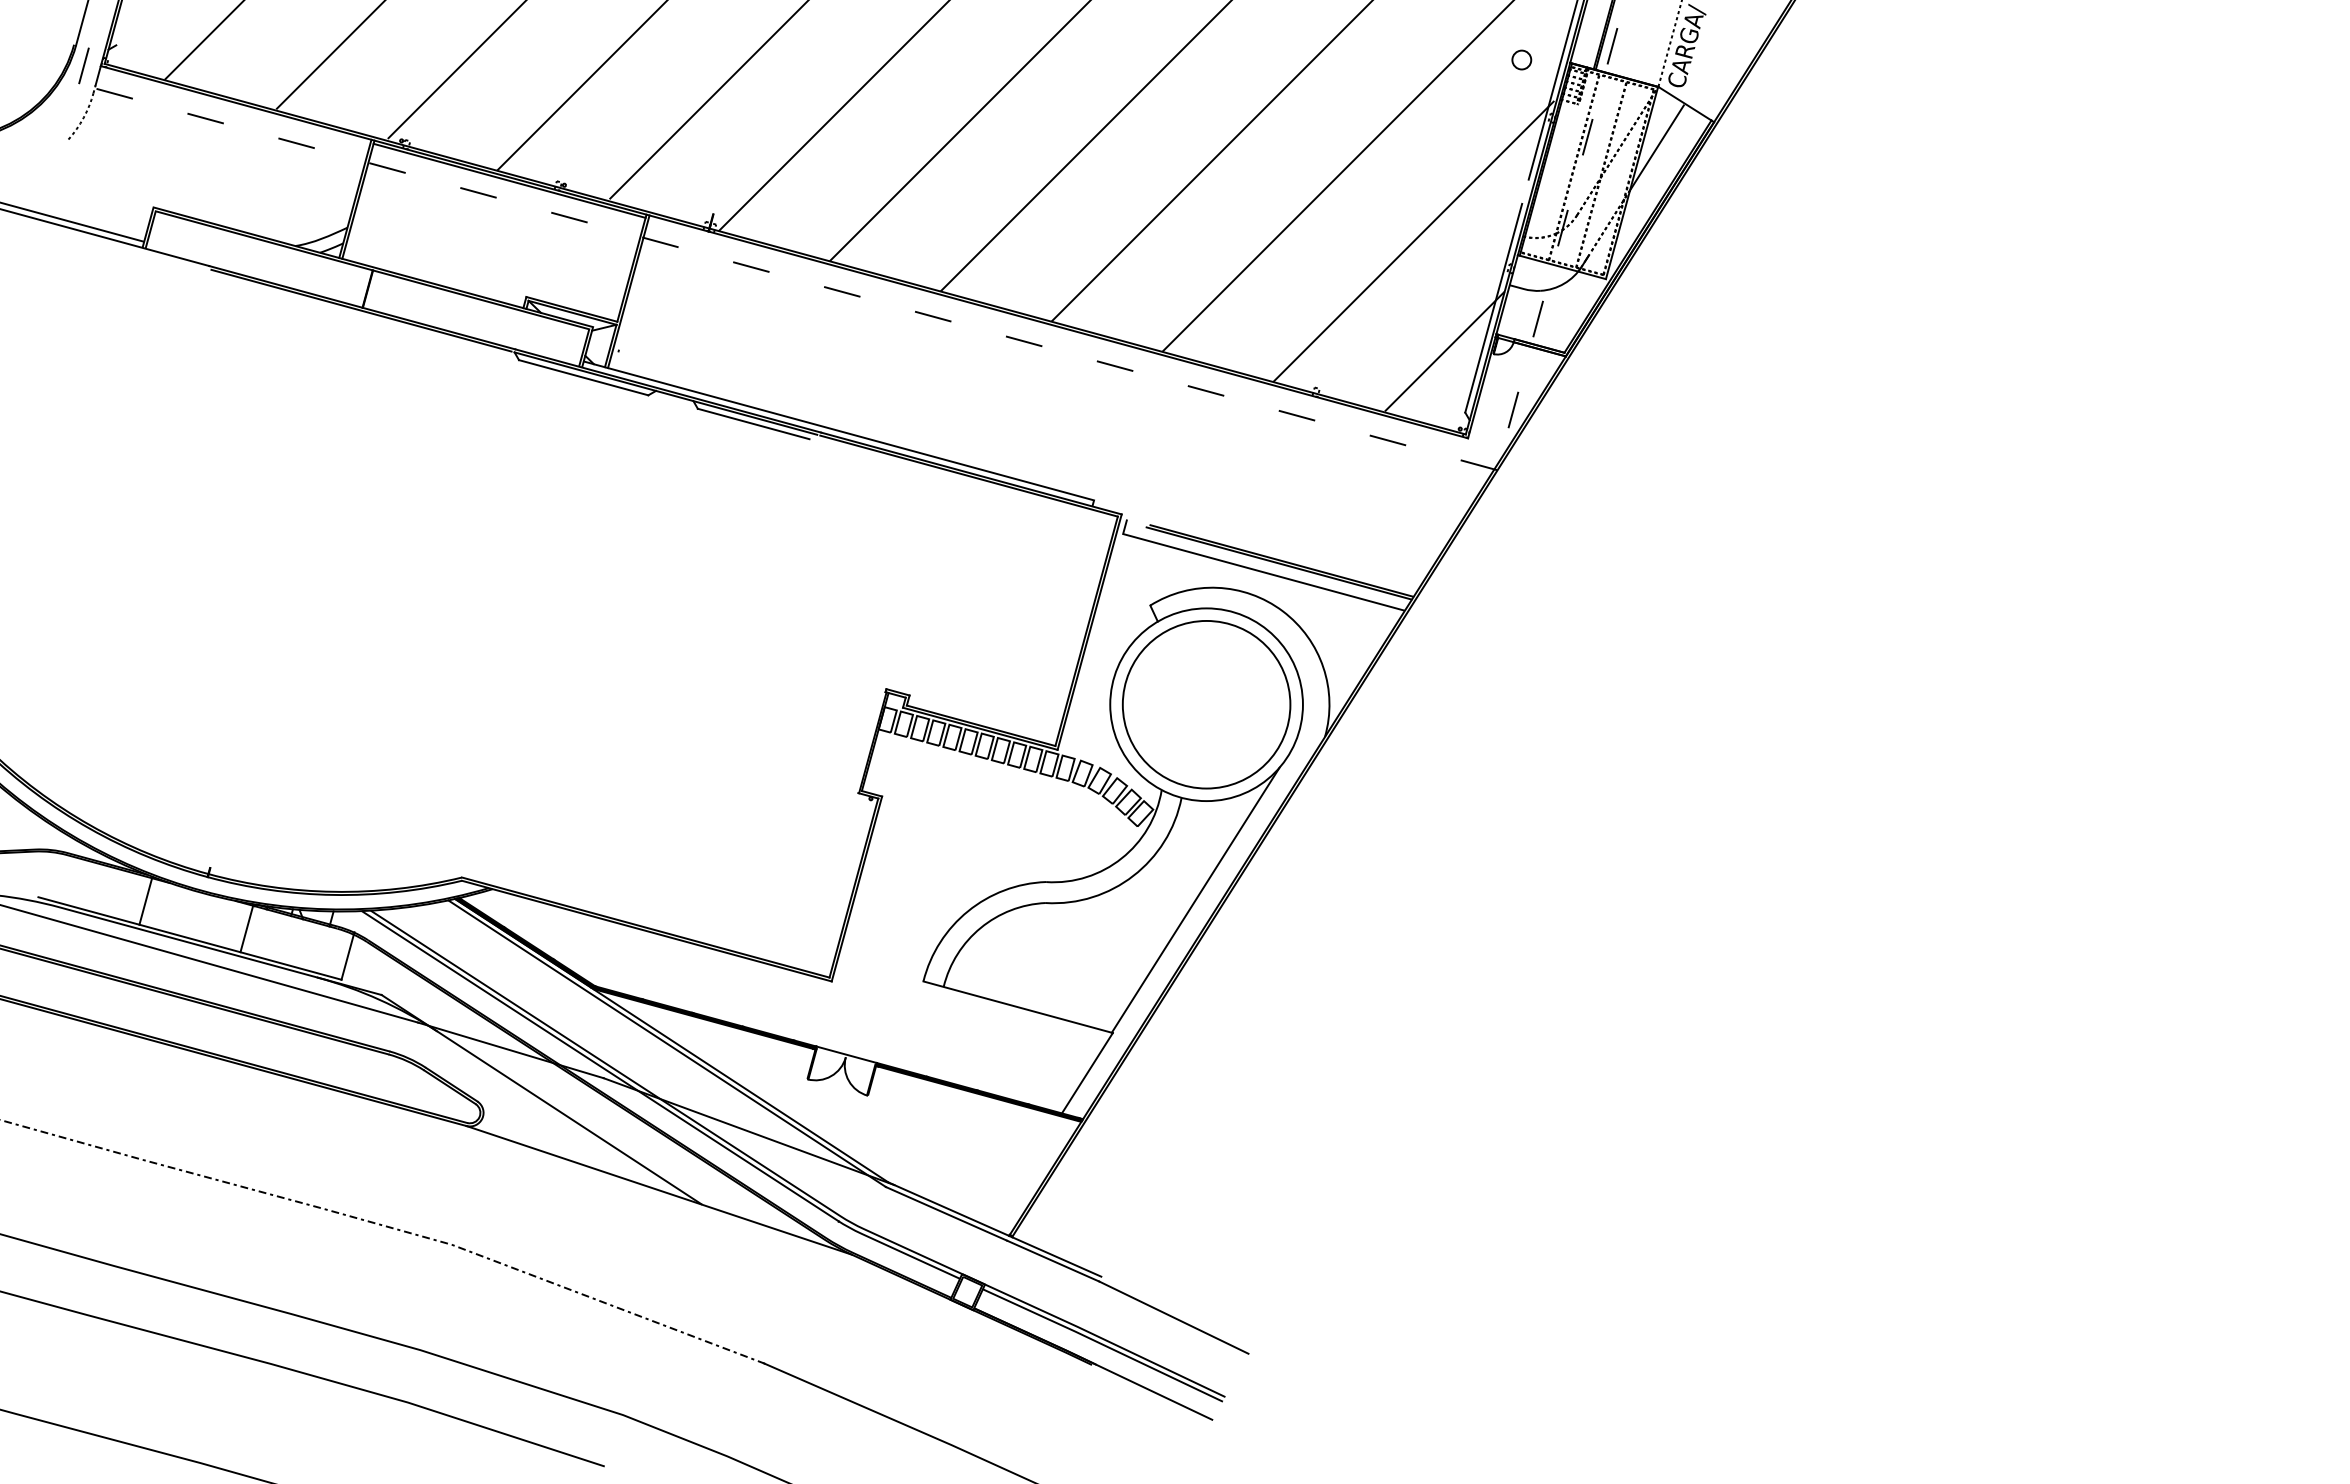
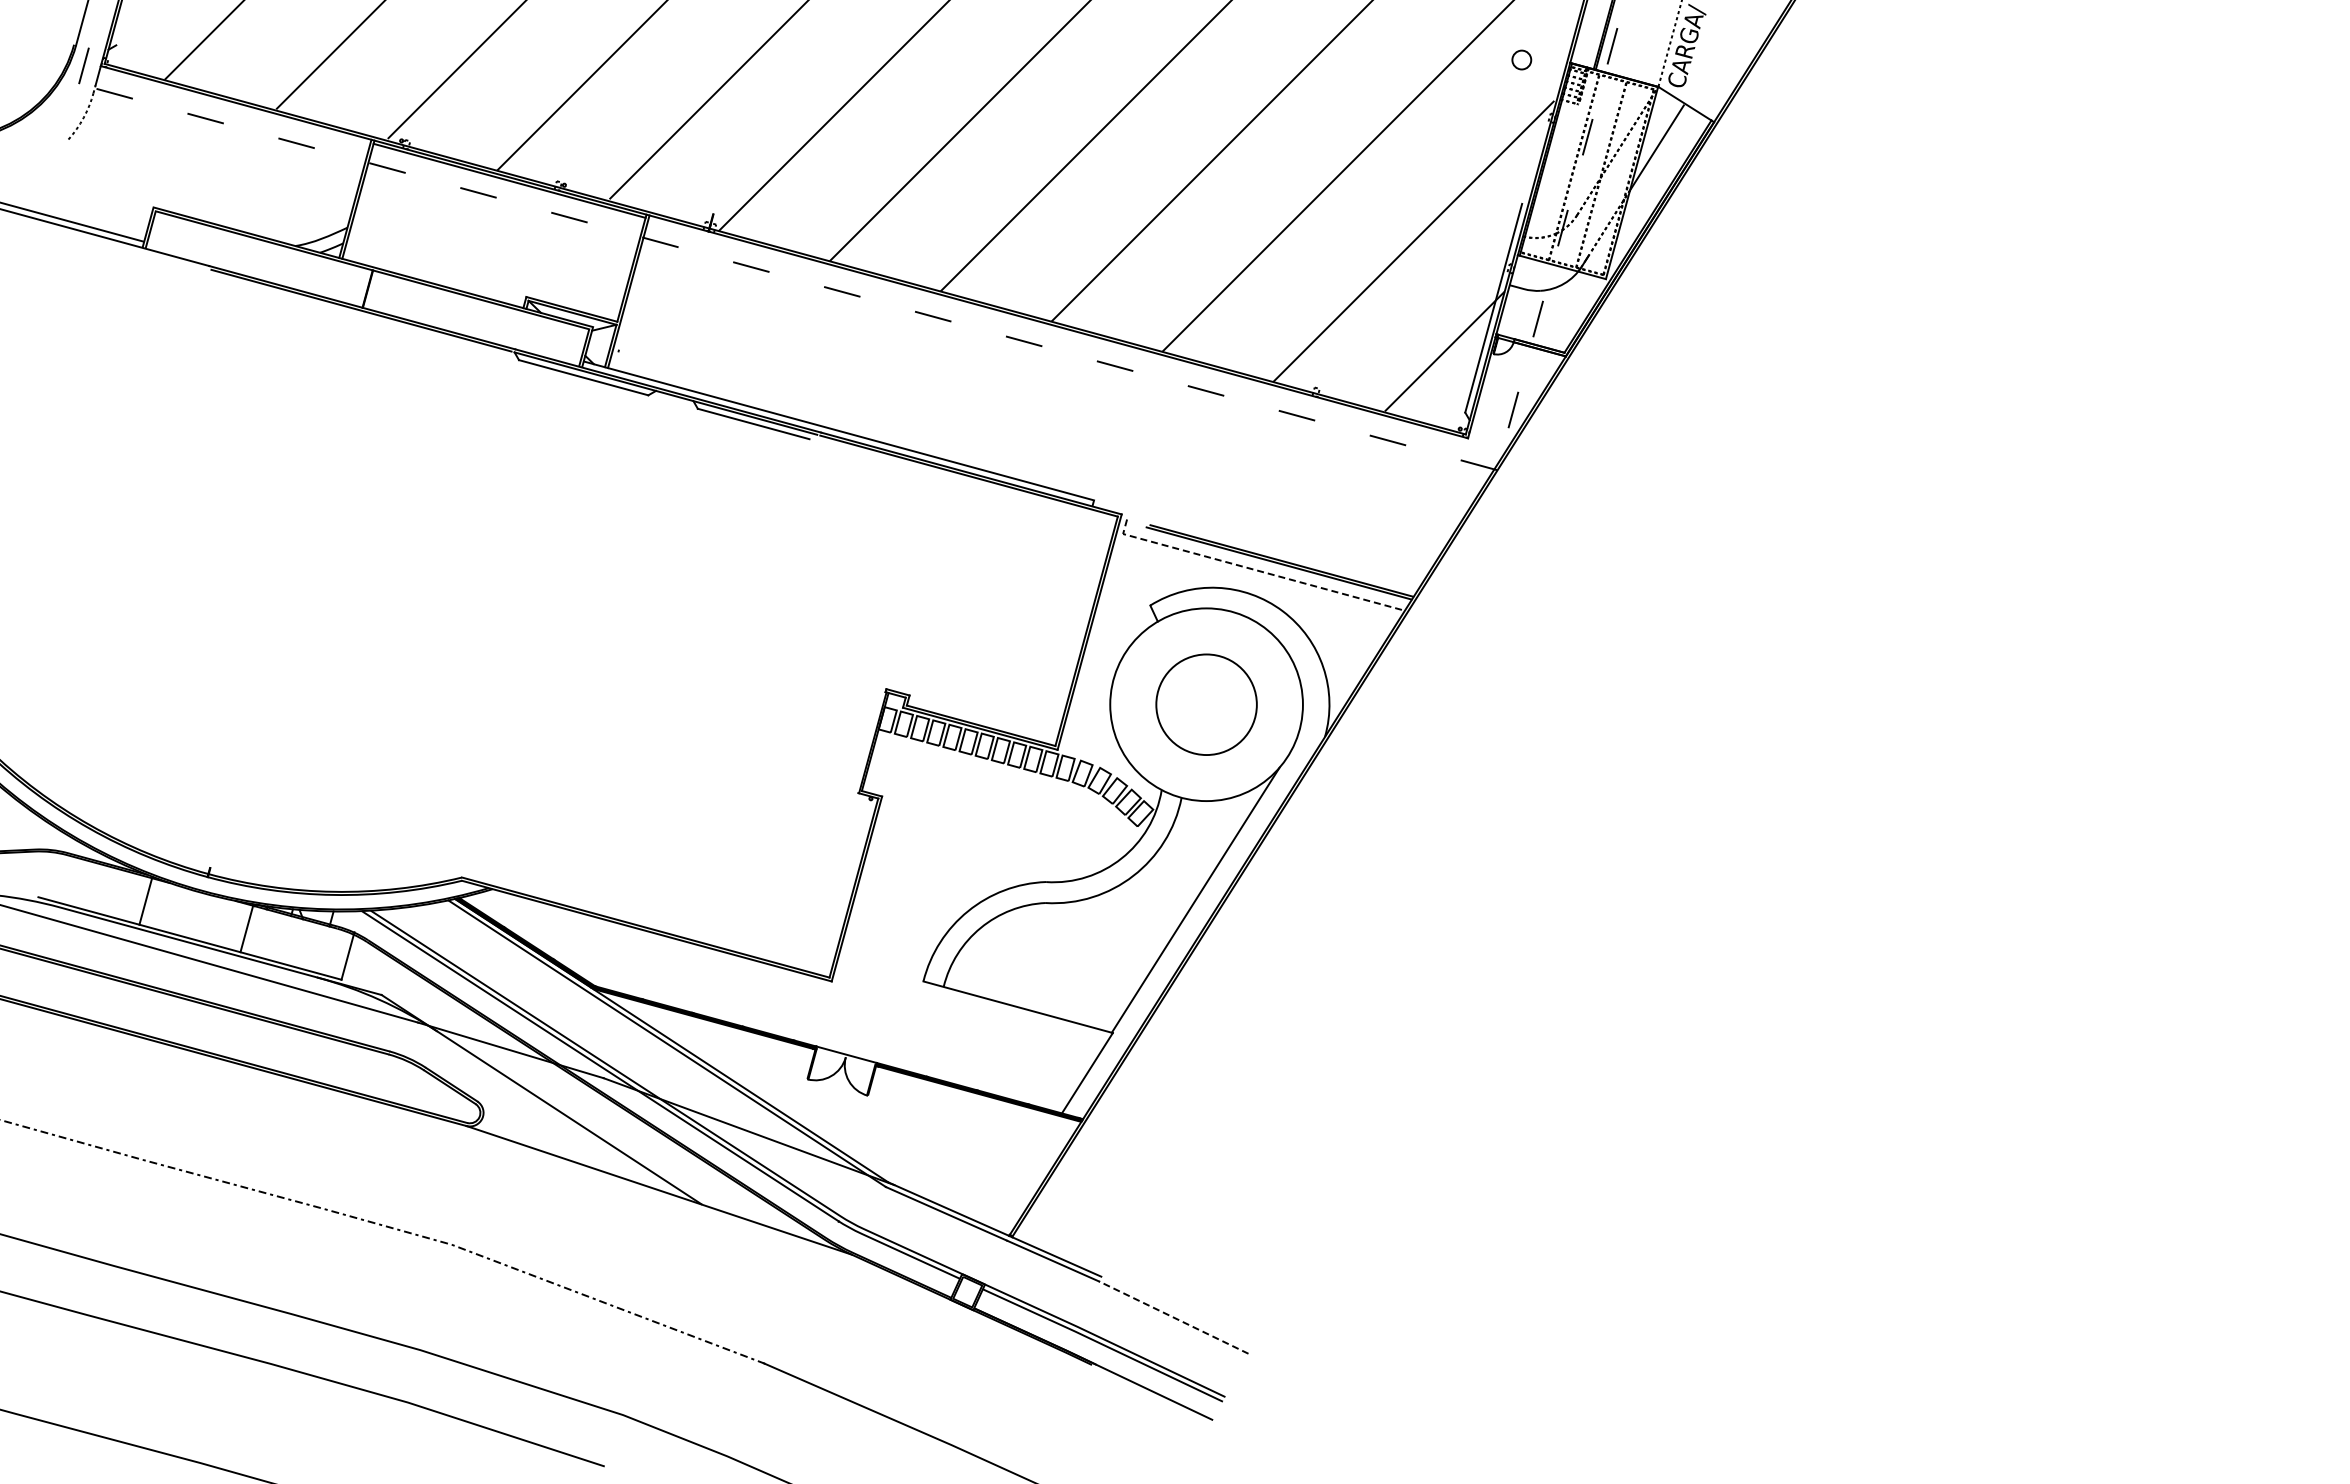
line: present -> none (1552, 90)
line: solid -> dashed (1255, 570)
circle diameter: 168 px -> 101 px (1206, 704)
line: solid -> dashed (1173, 1317)
